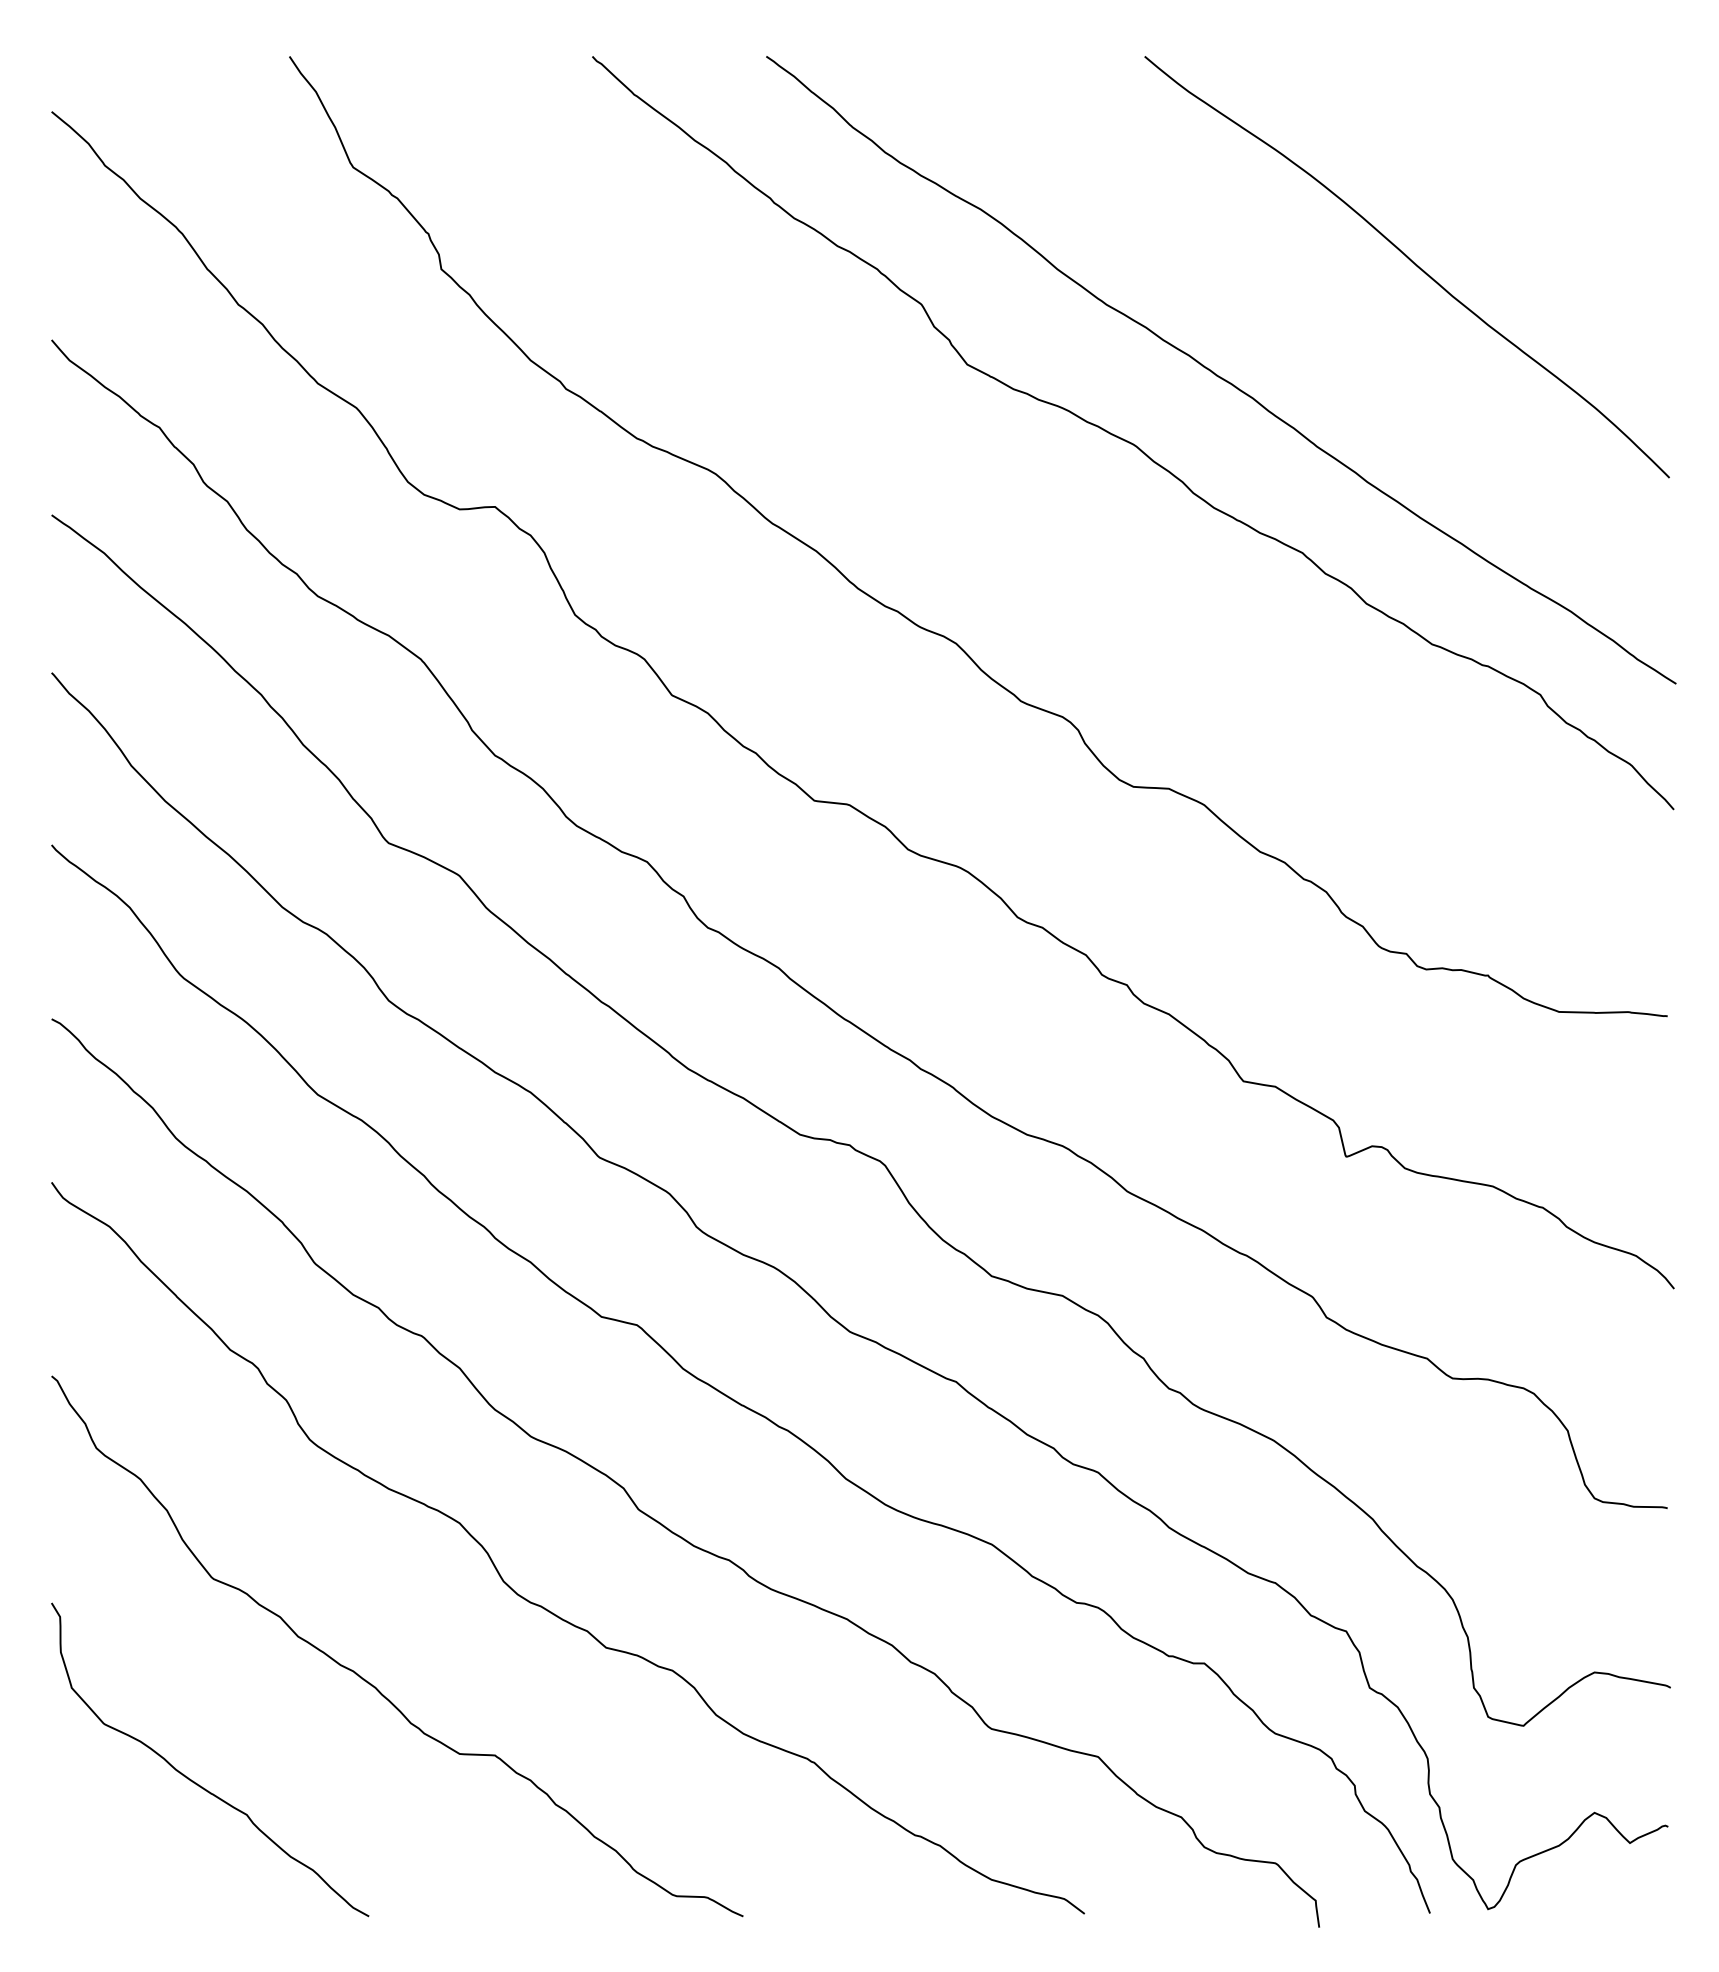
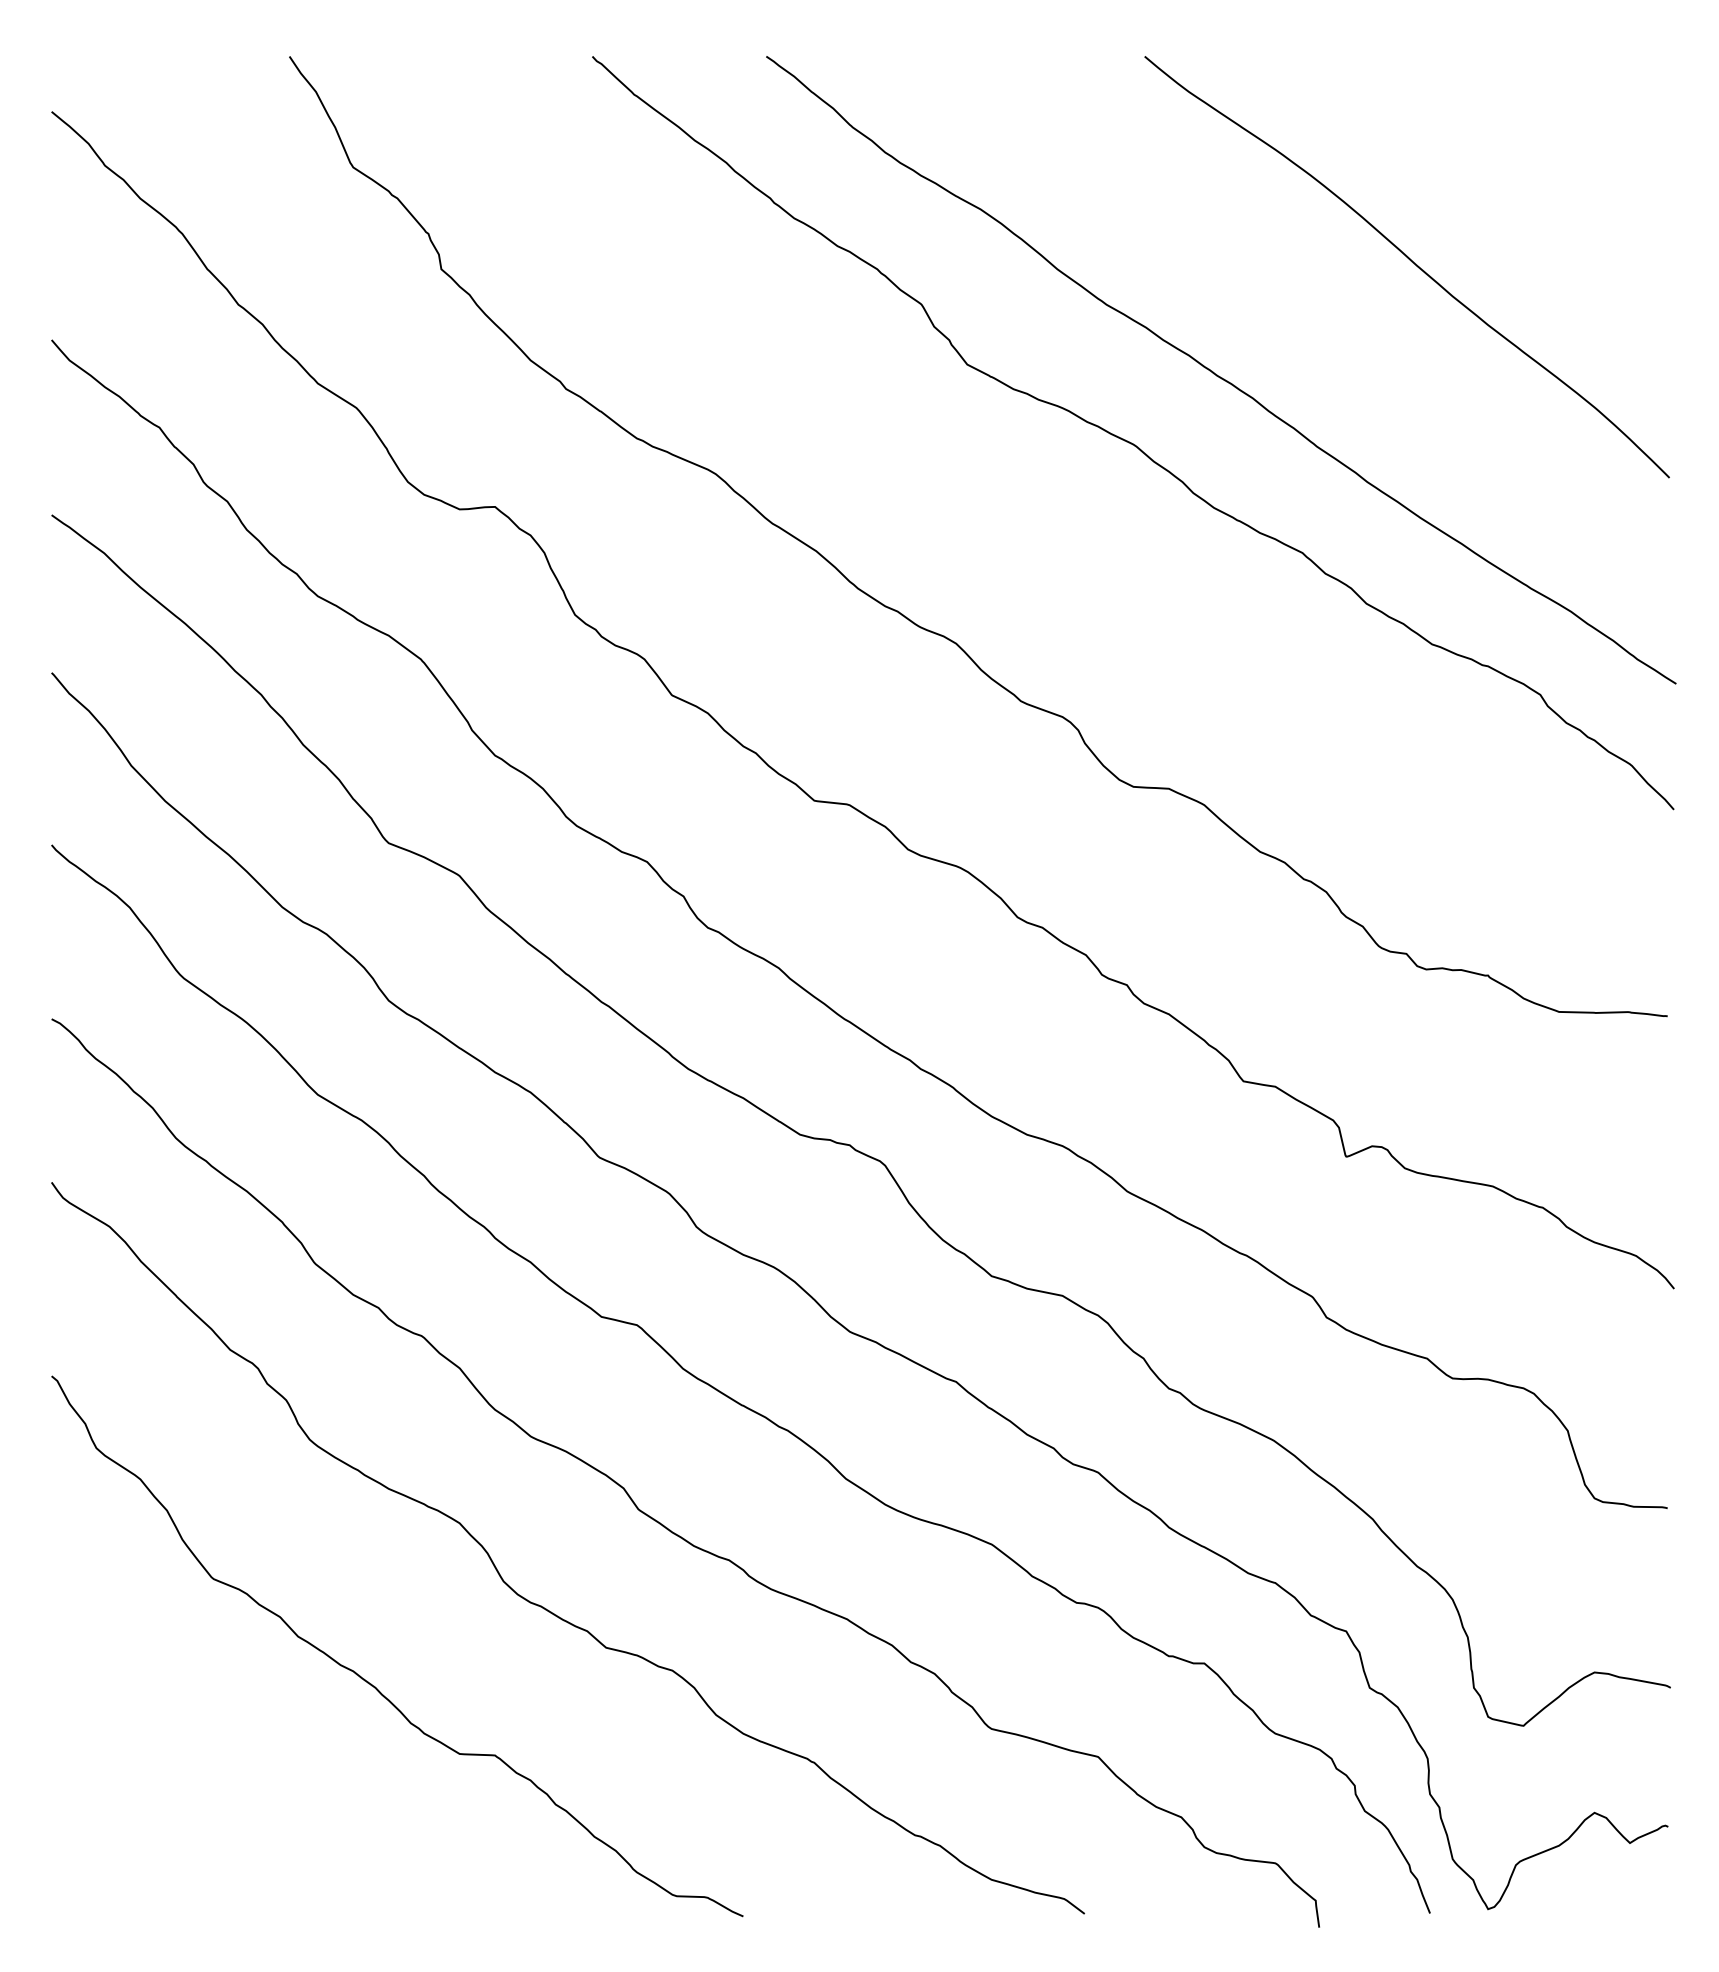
curve: present -> none (196, 1782)
